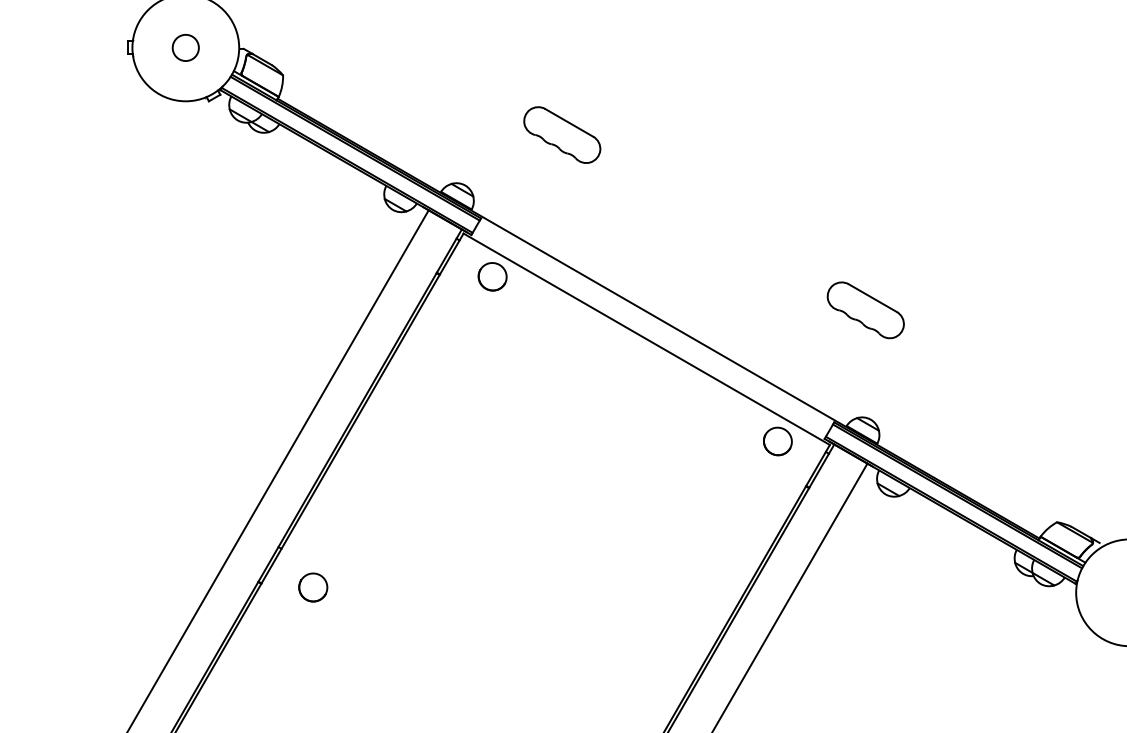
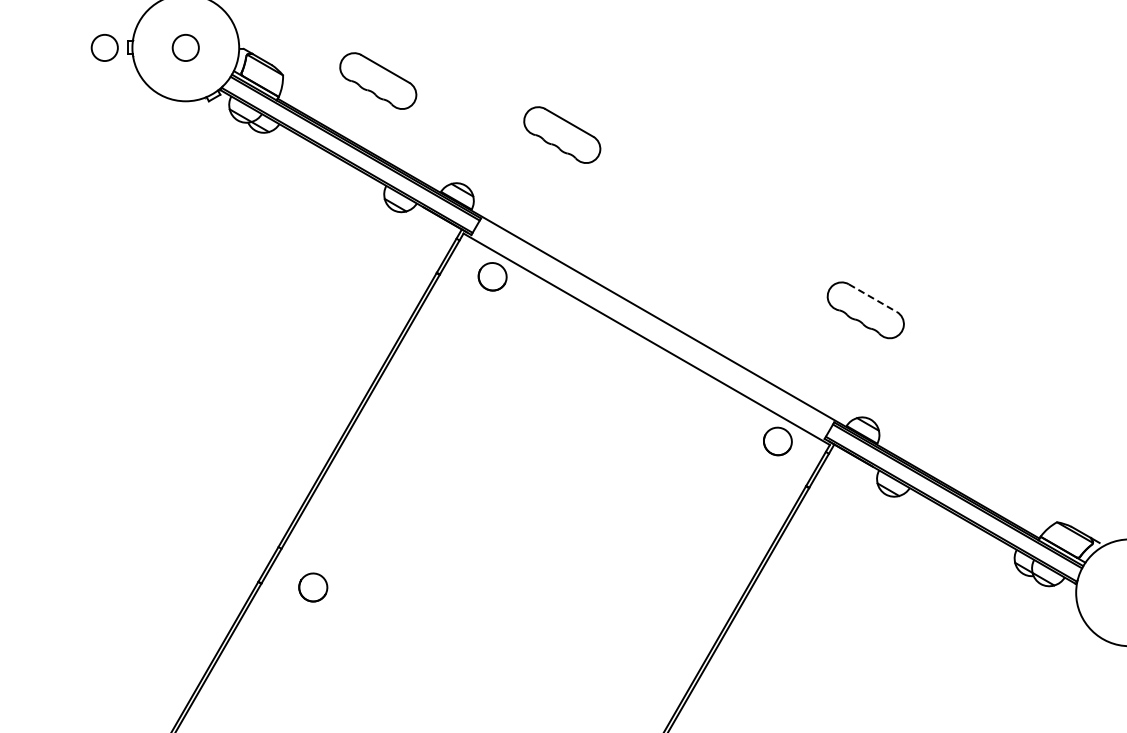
circle: none -> present (104, 47)
part: none -> present (378, 80)
line: solid -> dashed (872, 298)
line: present -> none (278, 469)
line: present -> none (790, 596)
